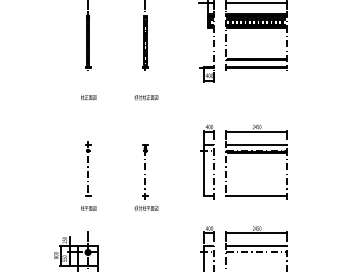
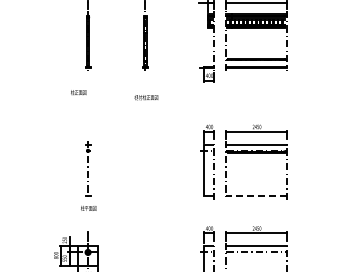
text position: (88, 97) -> (78, 92) (78, 92)
part: present -> none (146, 177)
line: solid -> dashed (255, 196)
